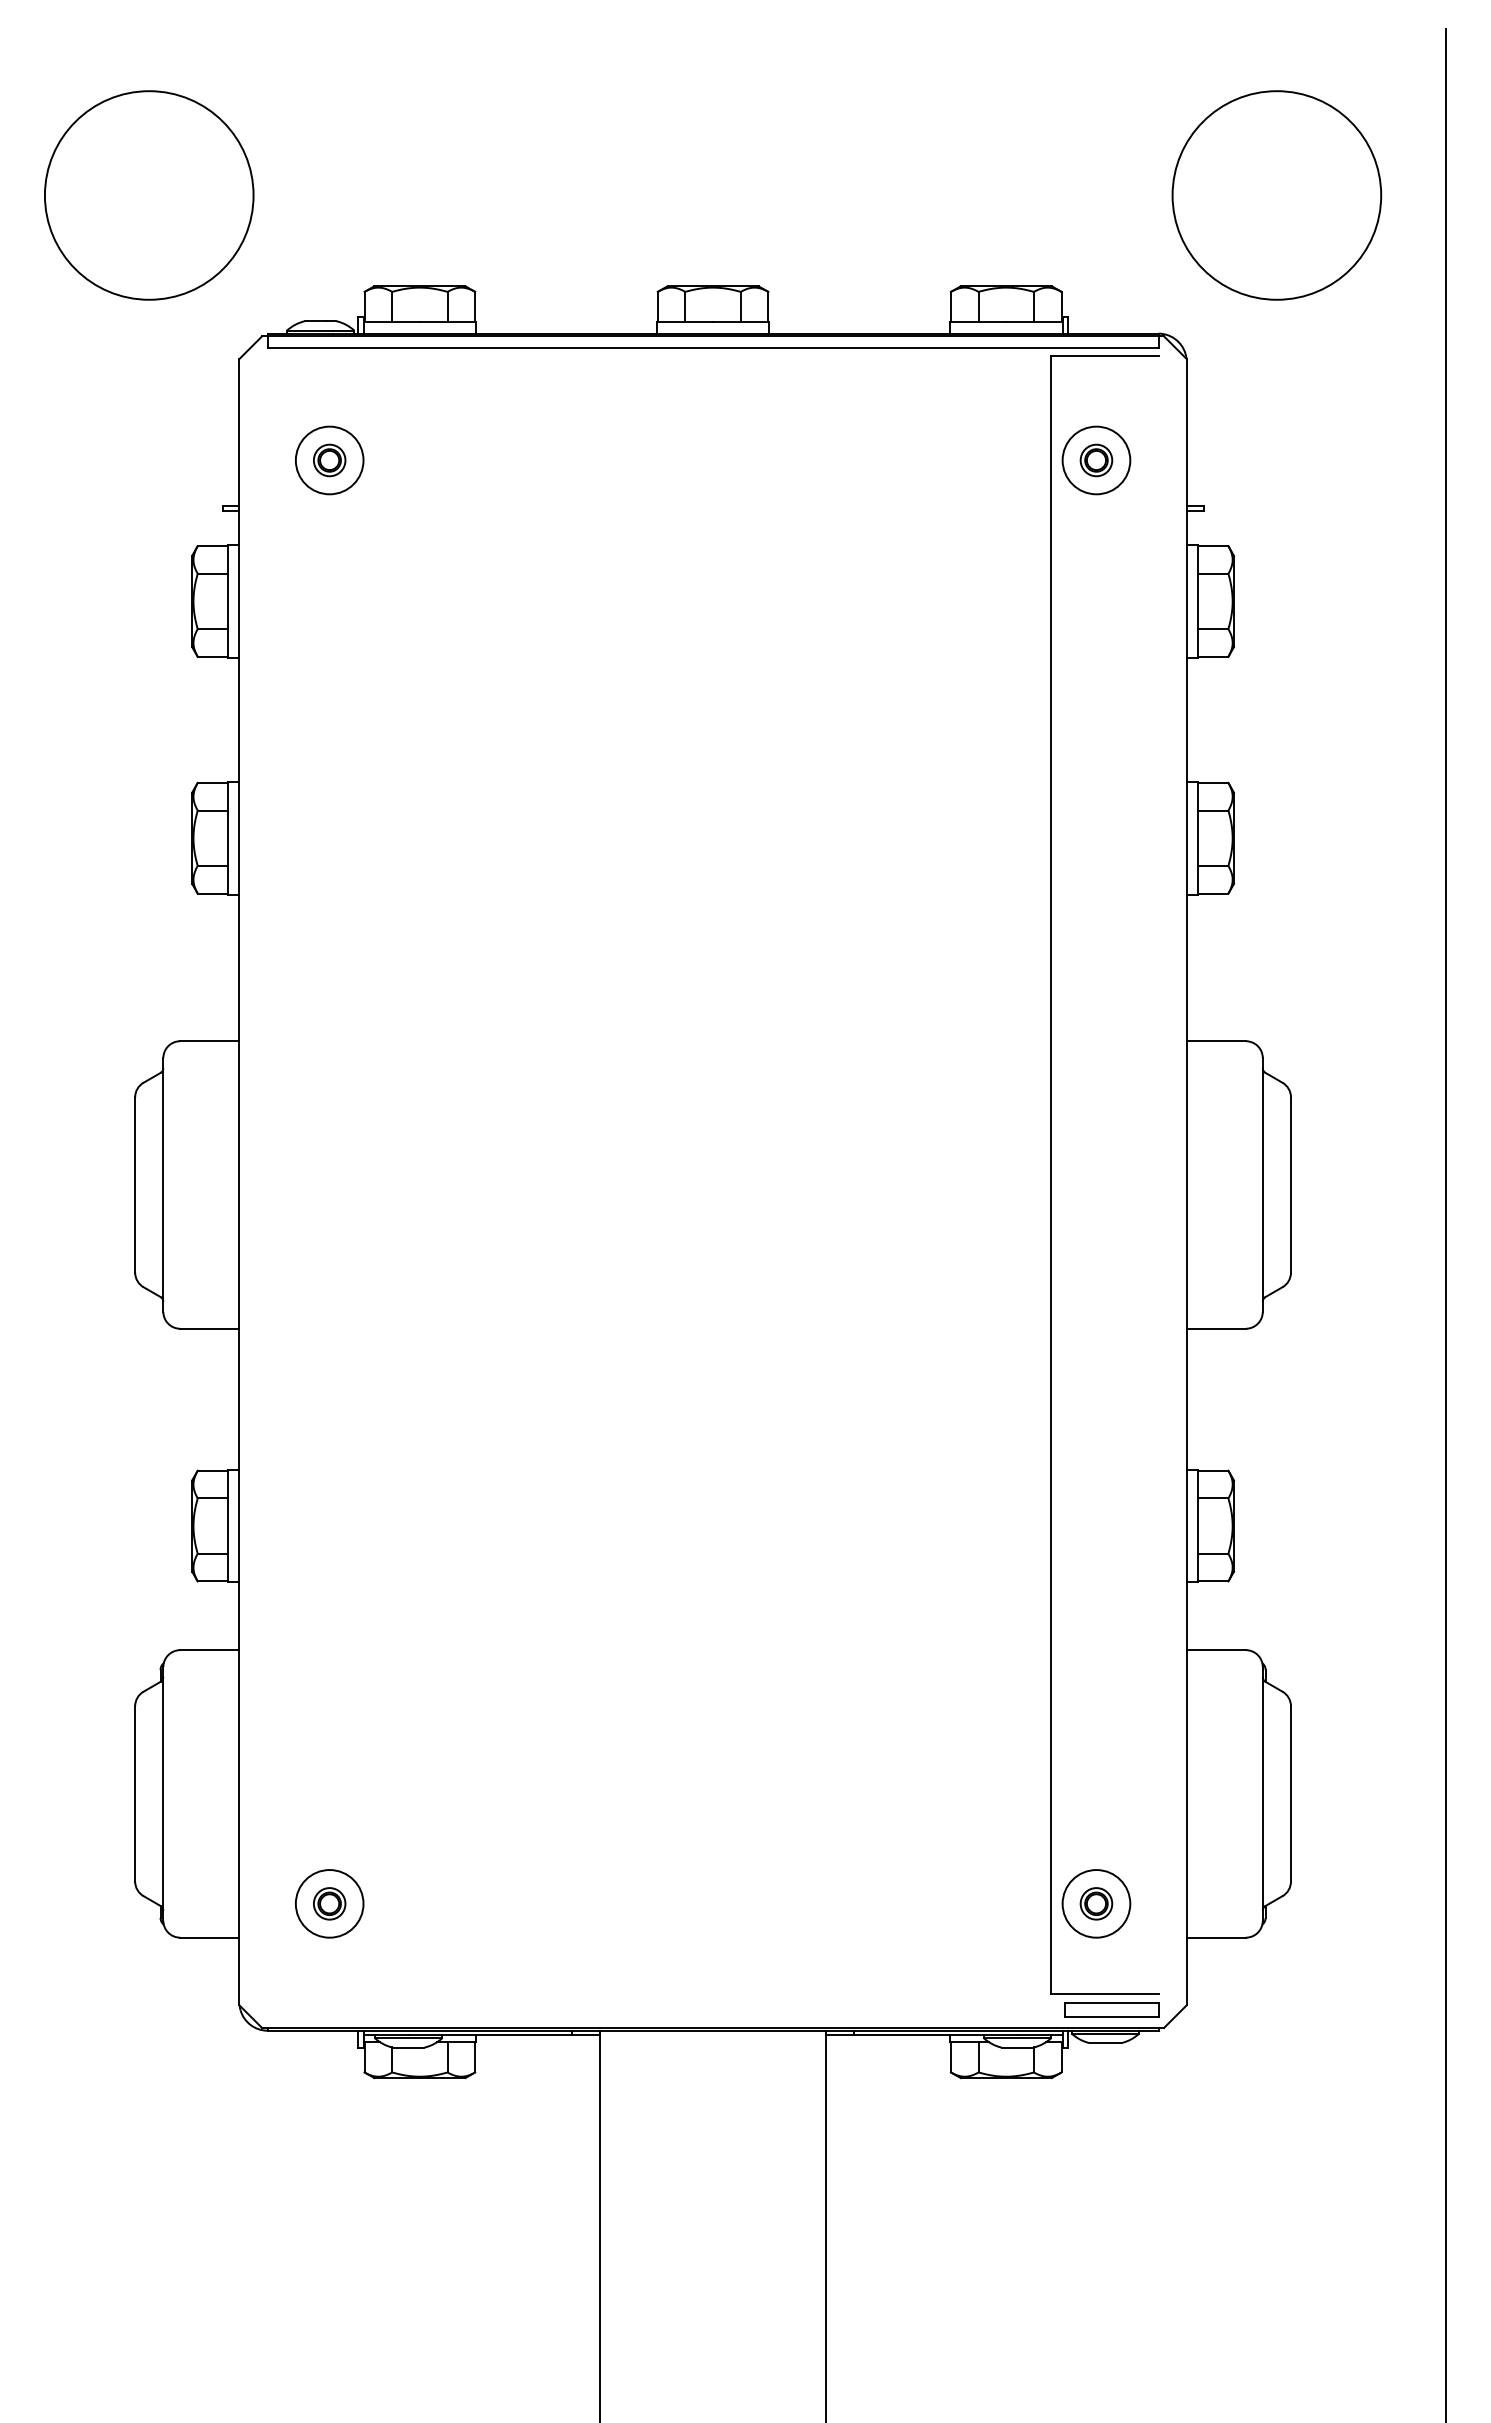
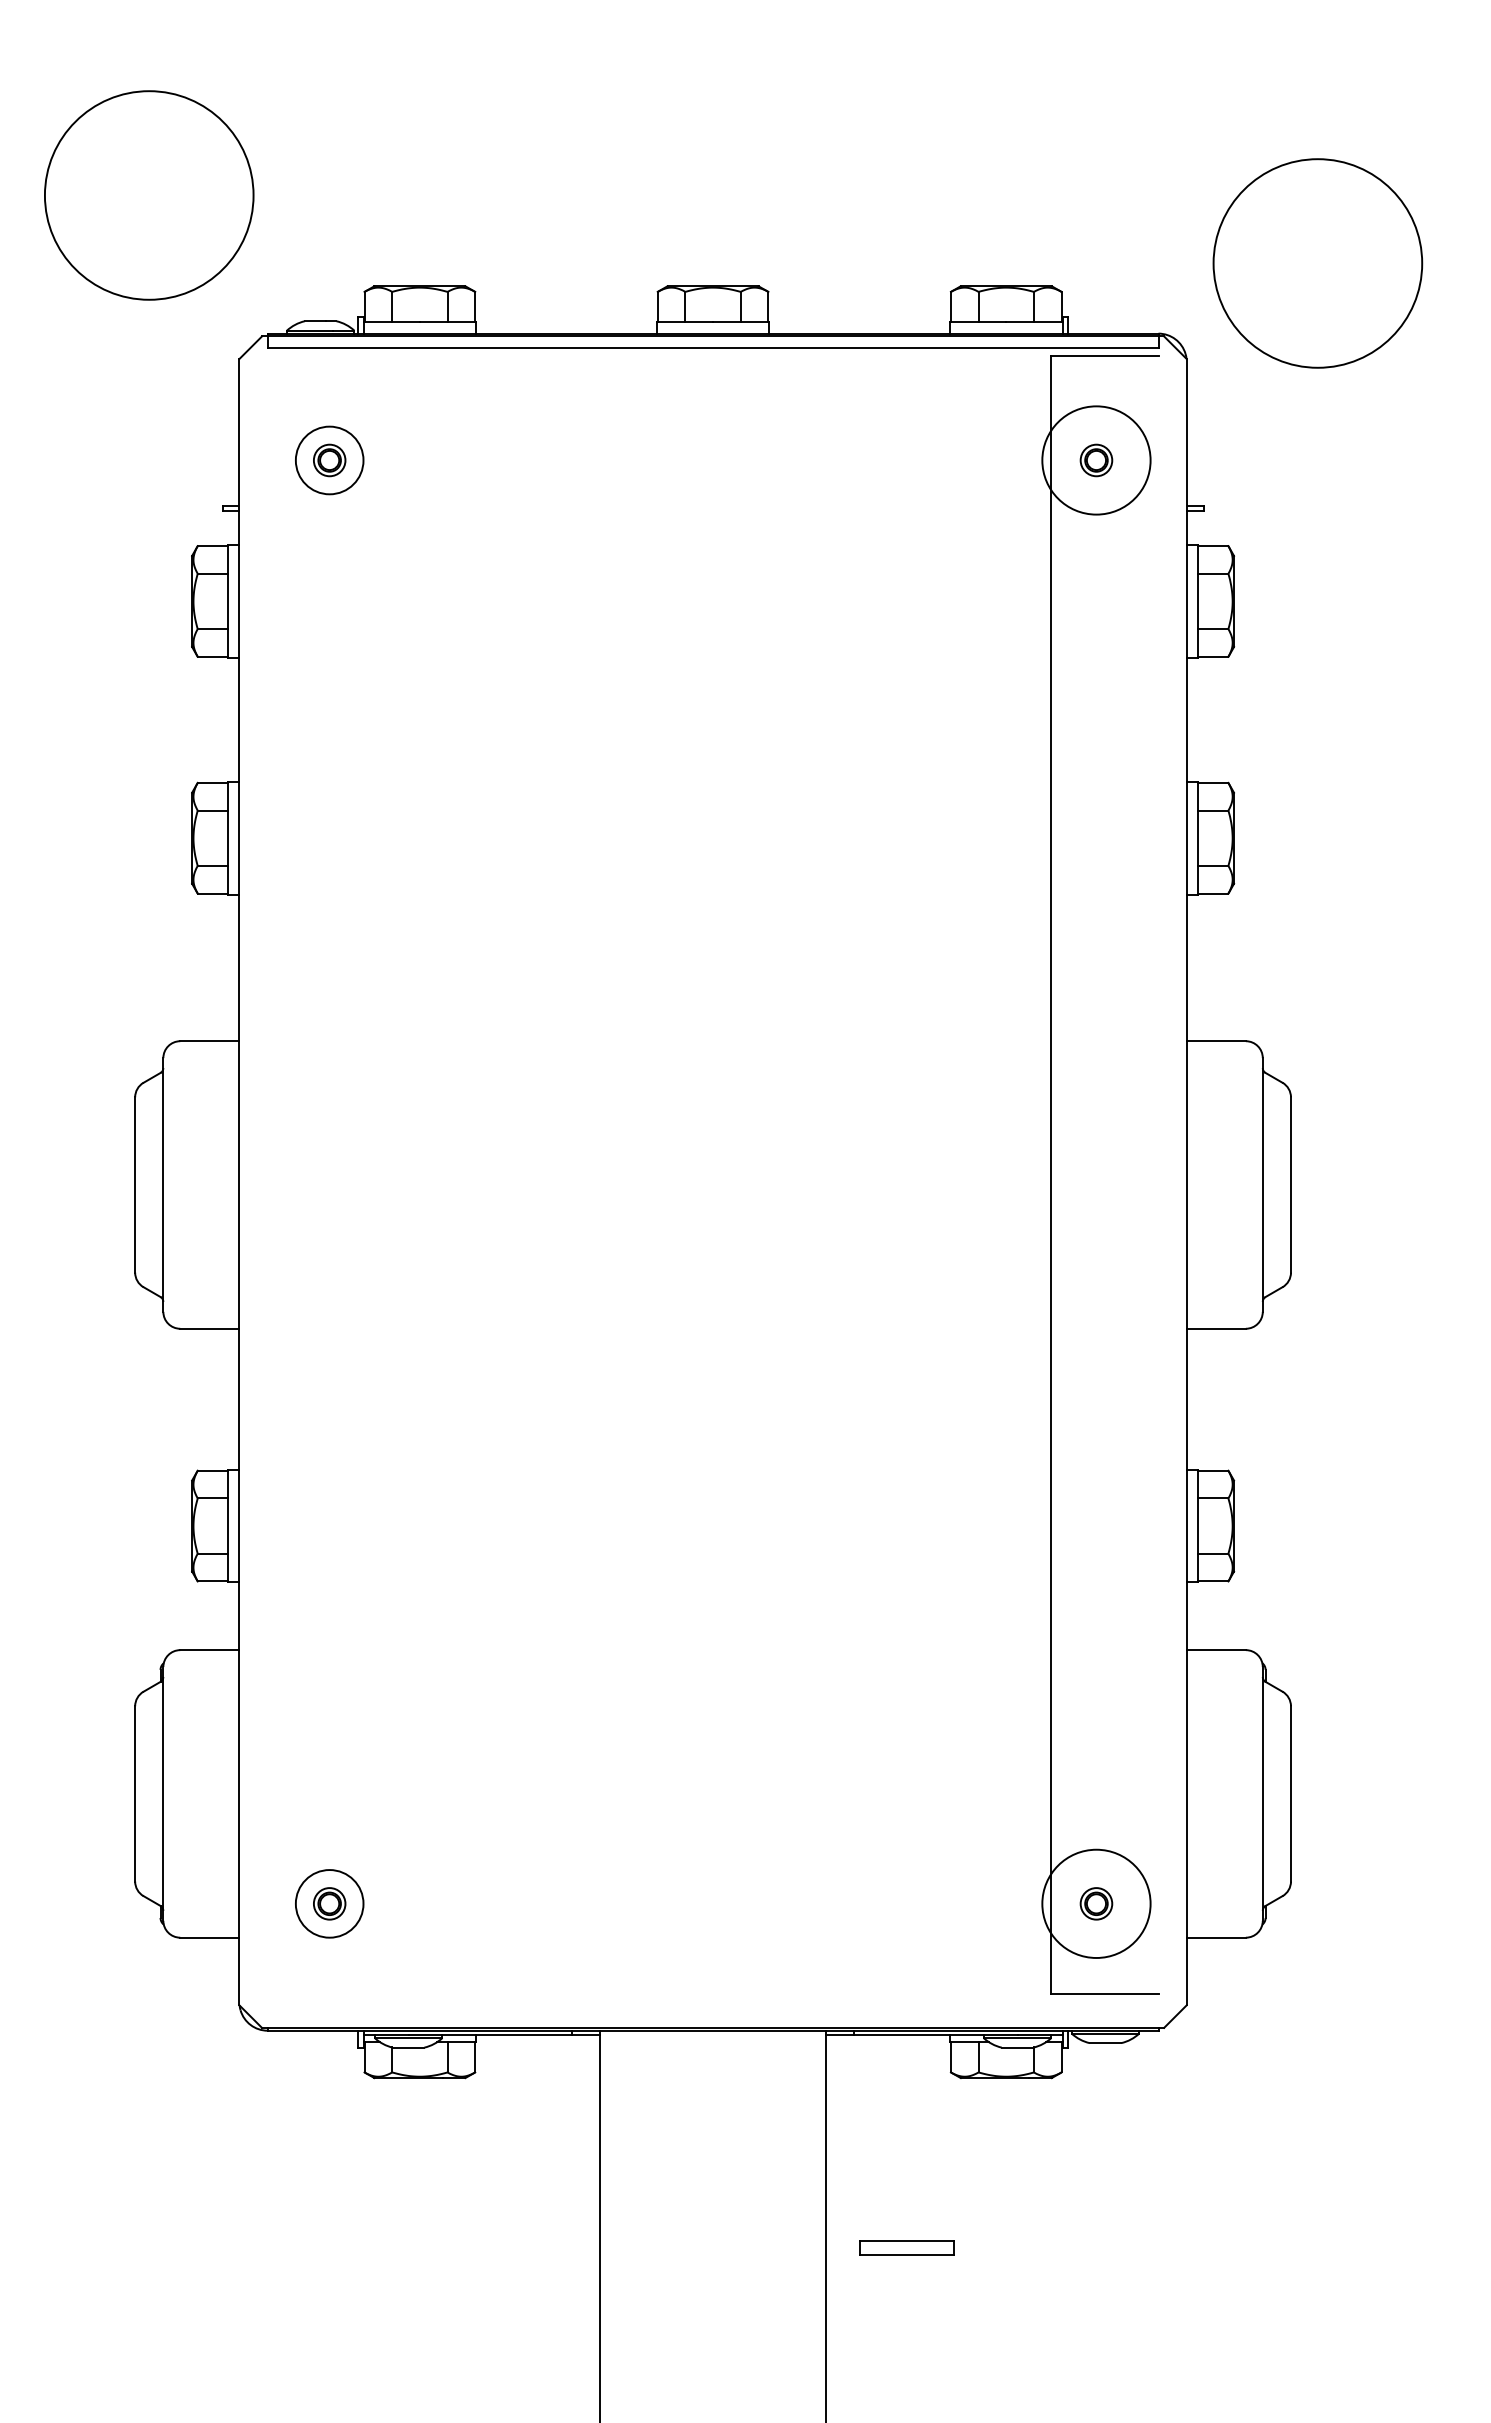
circle position: (1276, 195) -> (1317, 263) (1317, 263)
circle diameter: 68 px -> 108 px (1096, 460)
line: present -> none (1446, 1224)
circle diameter: 68 px -> 108 px (1096, 1903)
part position: (1111, 2009) -> (906, 2247) (906, 2247)
